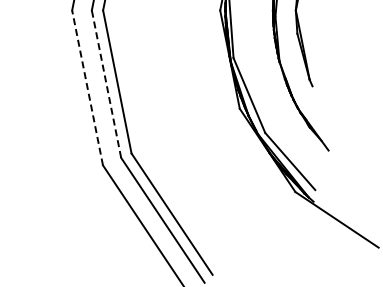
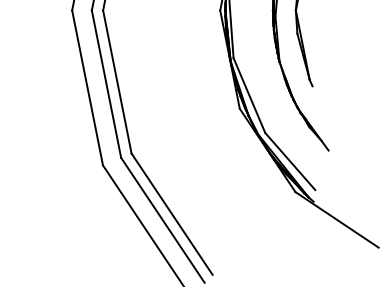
line: dashed -> solid (106, 83)
line: dashed -> solid (87, 87)
